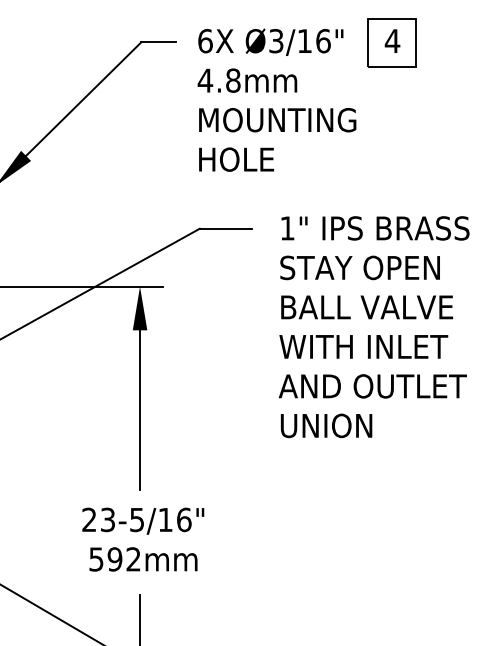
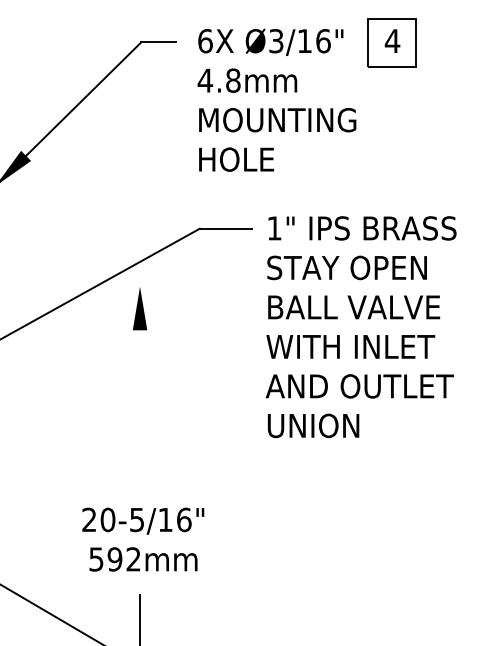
line: present -> none (82, 286)
text position: (373, 327) -> (360, 327) (360, 327)
line: present -> none (140, 400)
text: 23-5/16" -> 20-5/16" (107, 519)
